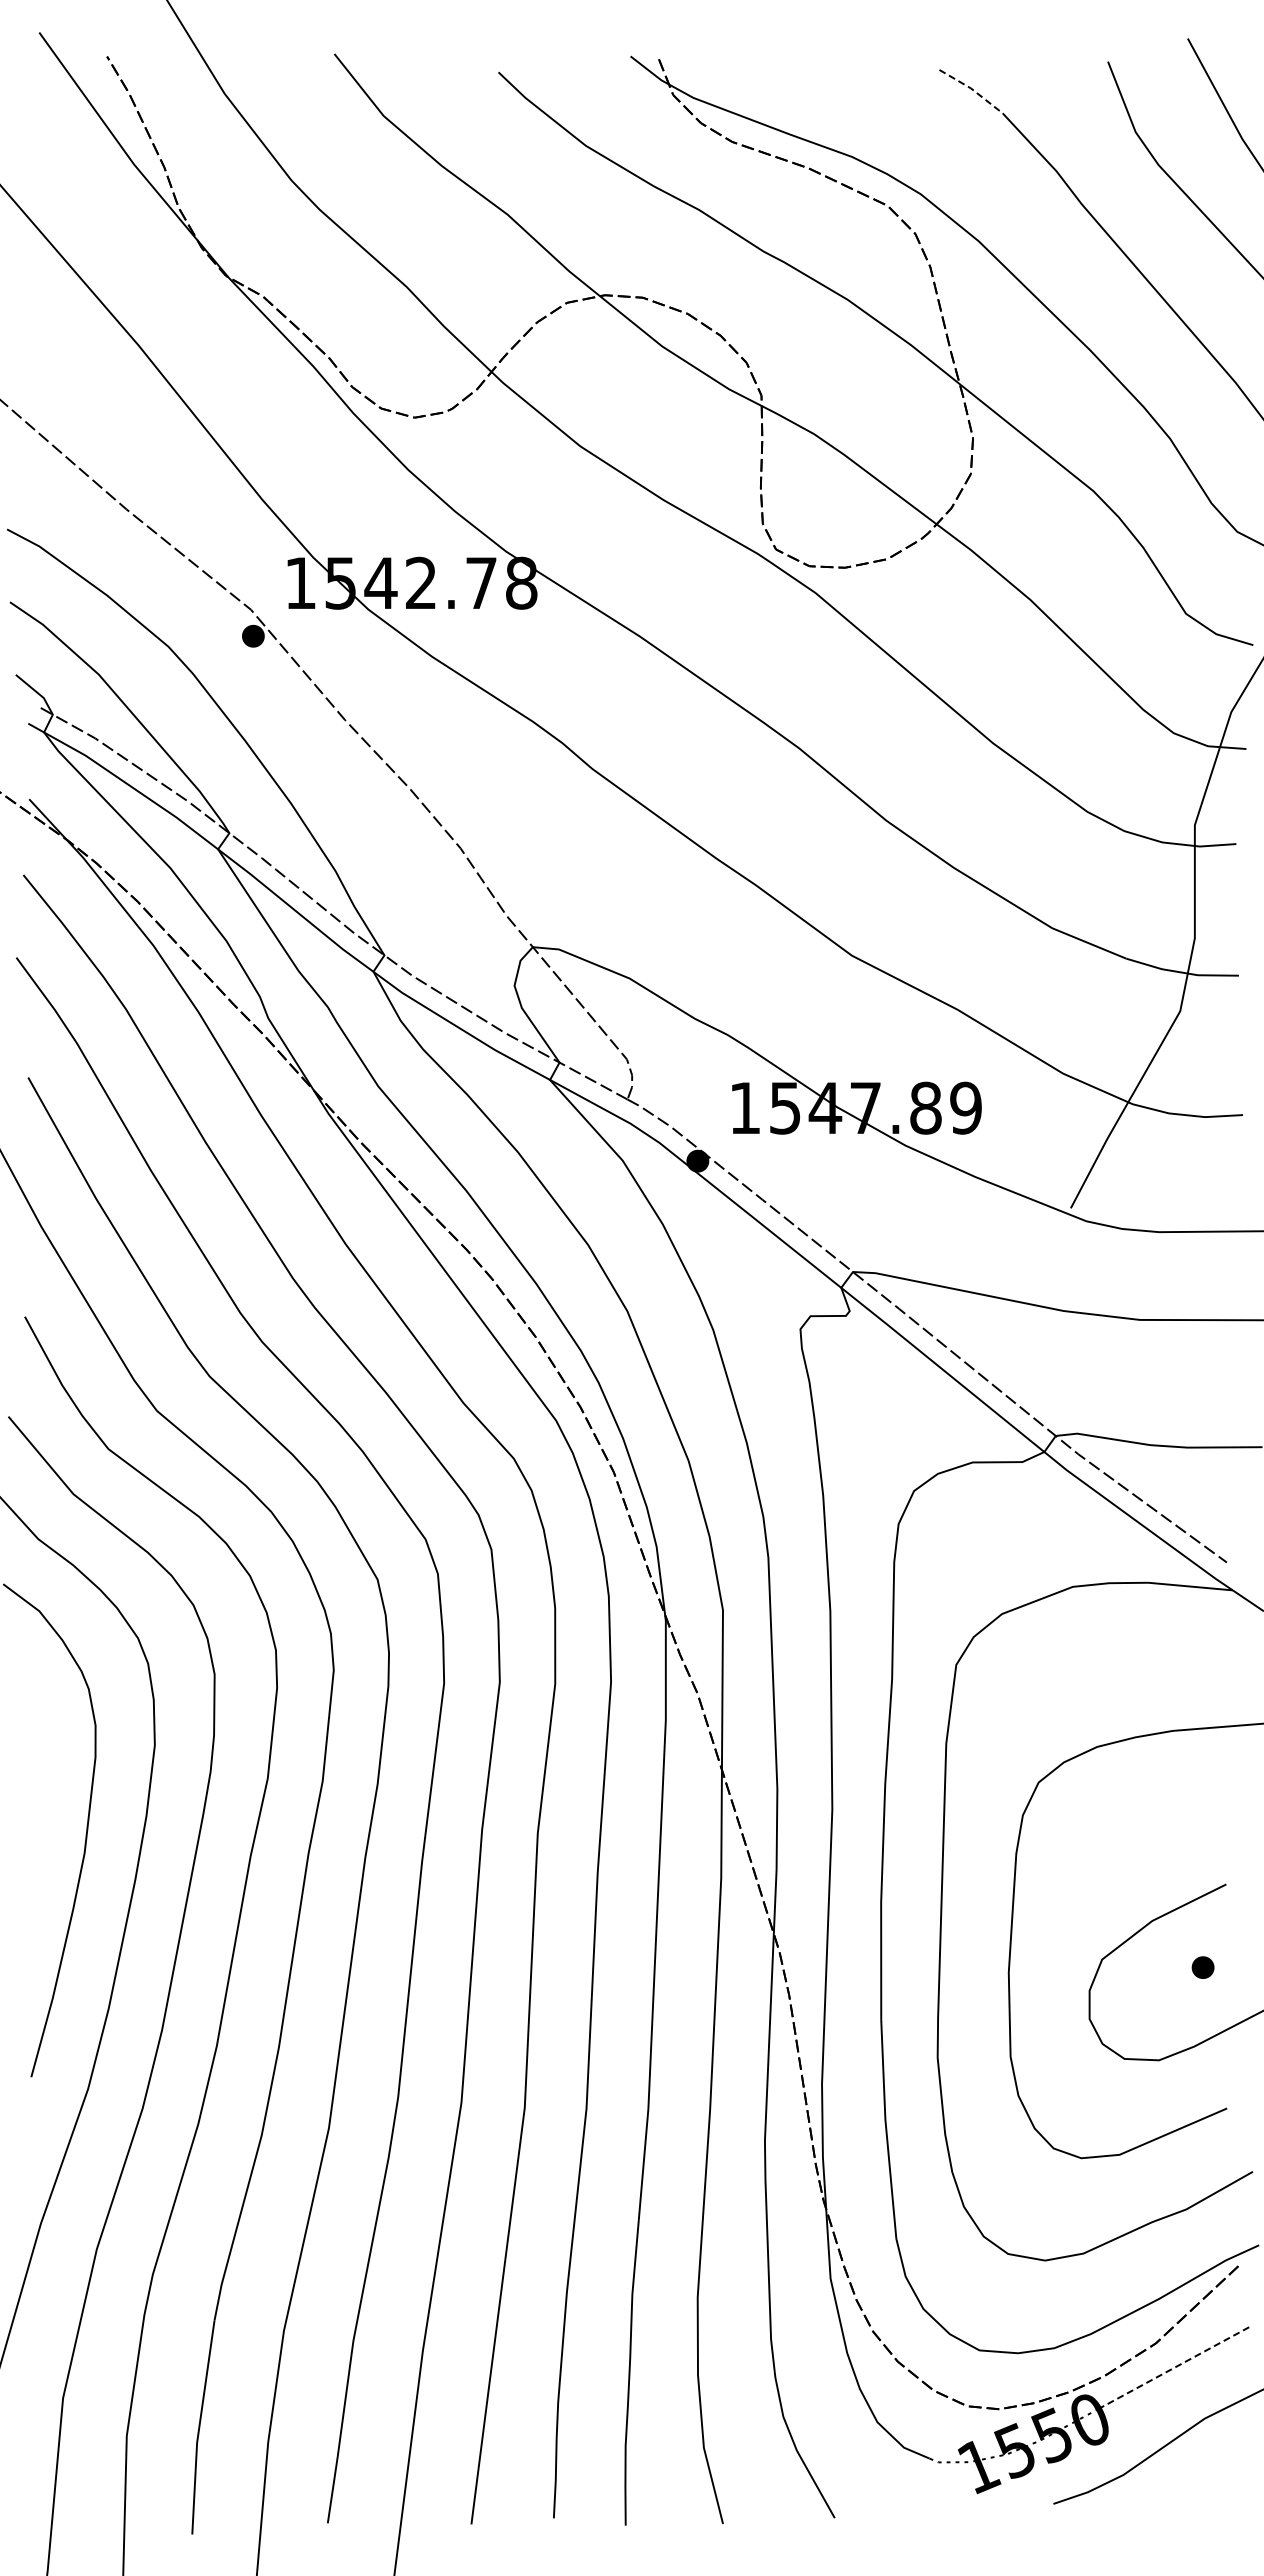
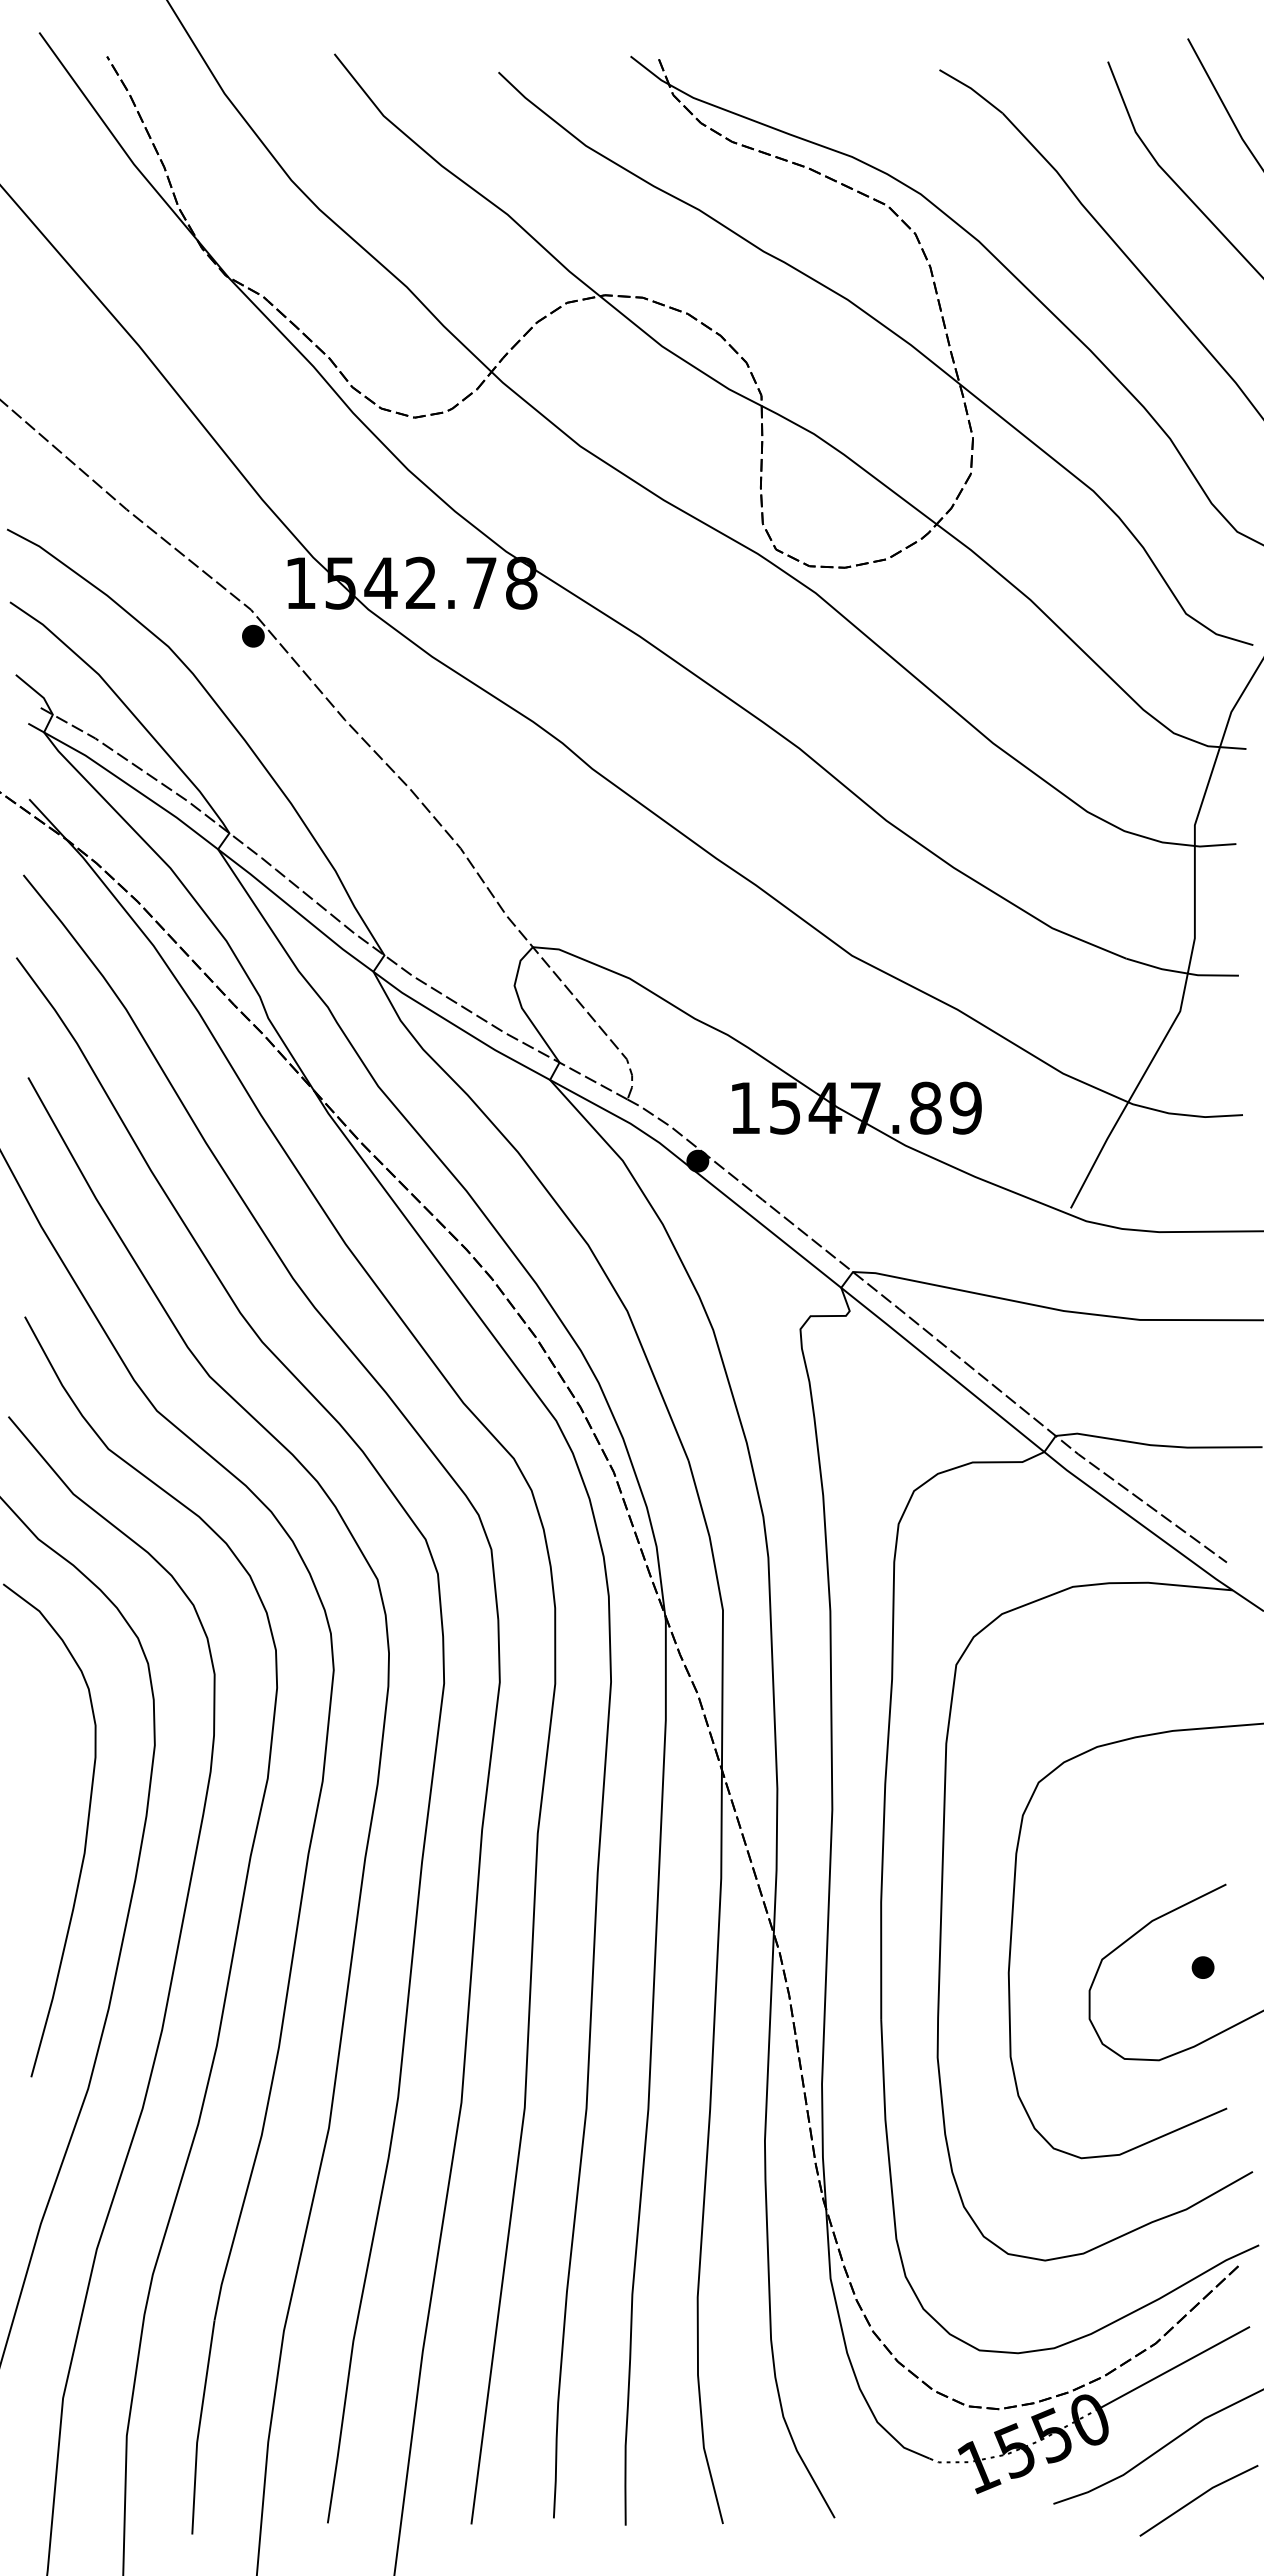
line: dashed -> solid (972, 89)
line: dashed -> solid (1174, 2367)
line: none -> present (1198, 2498)
